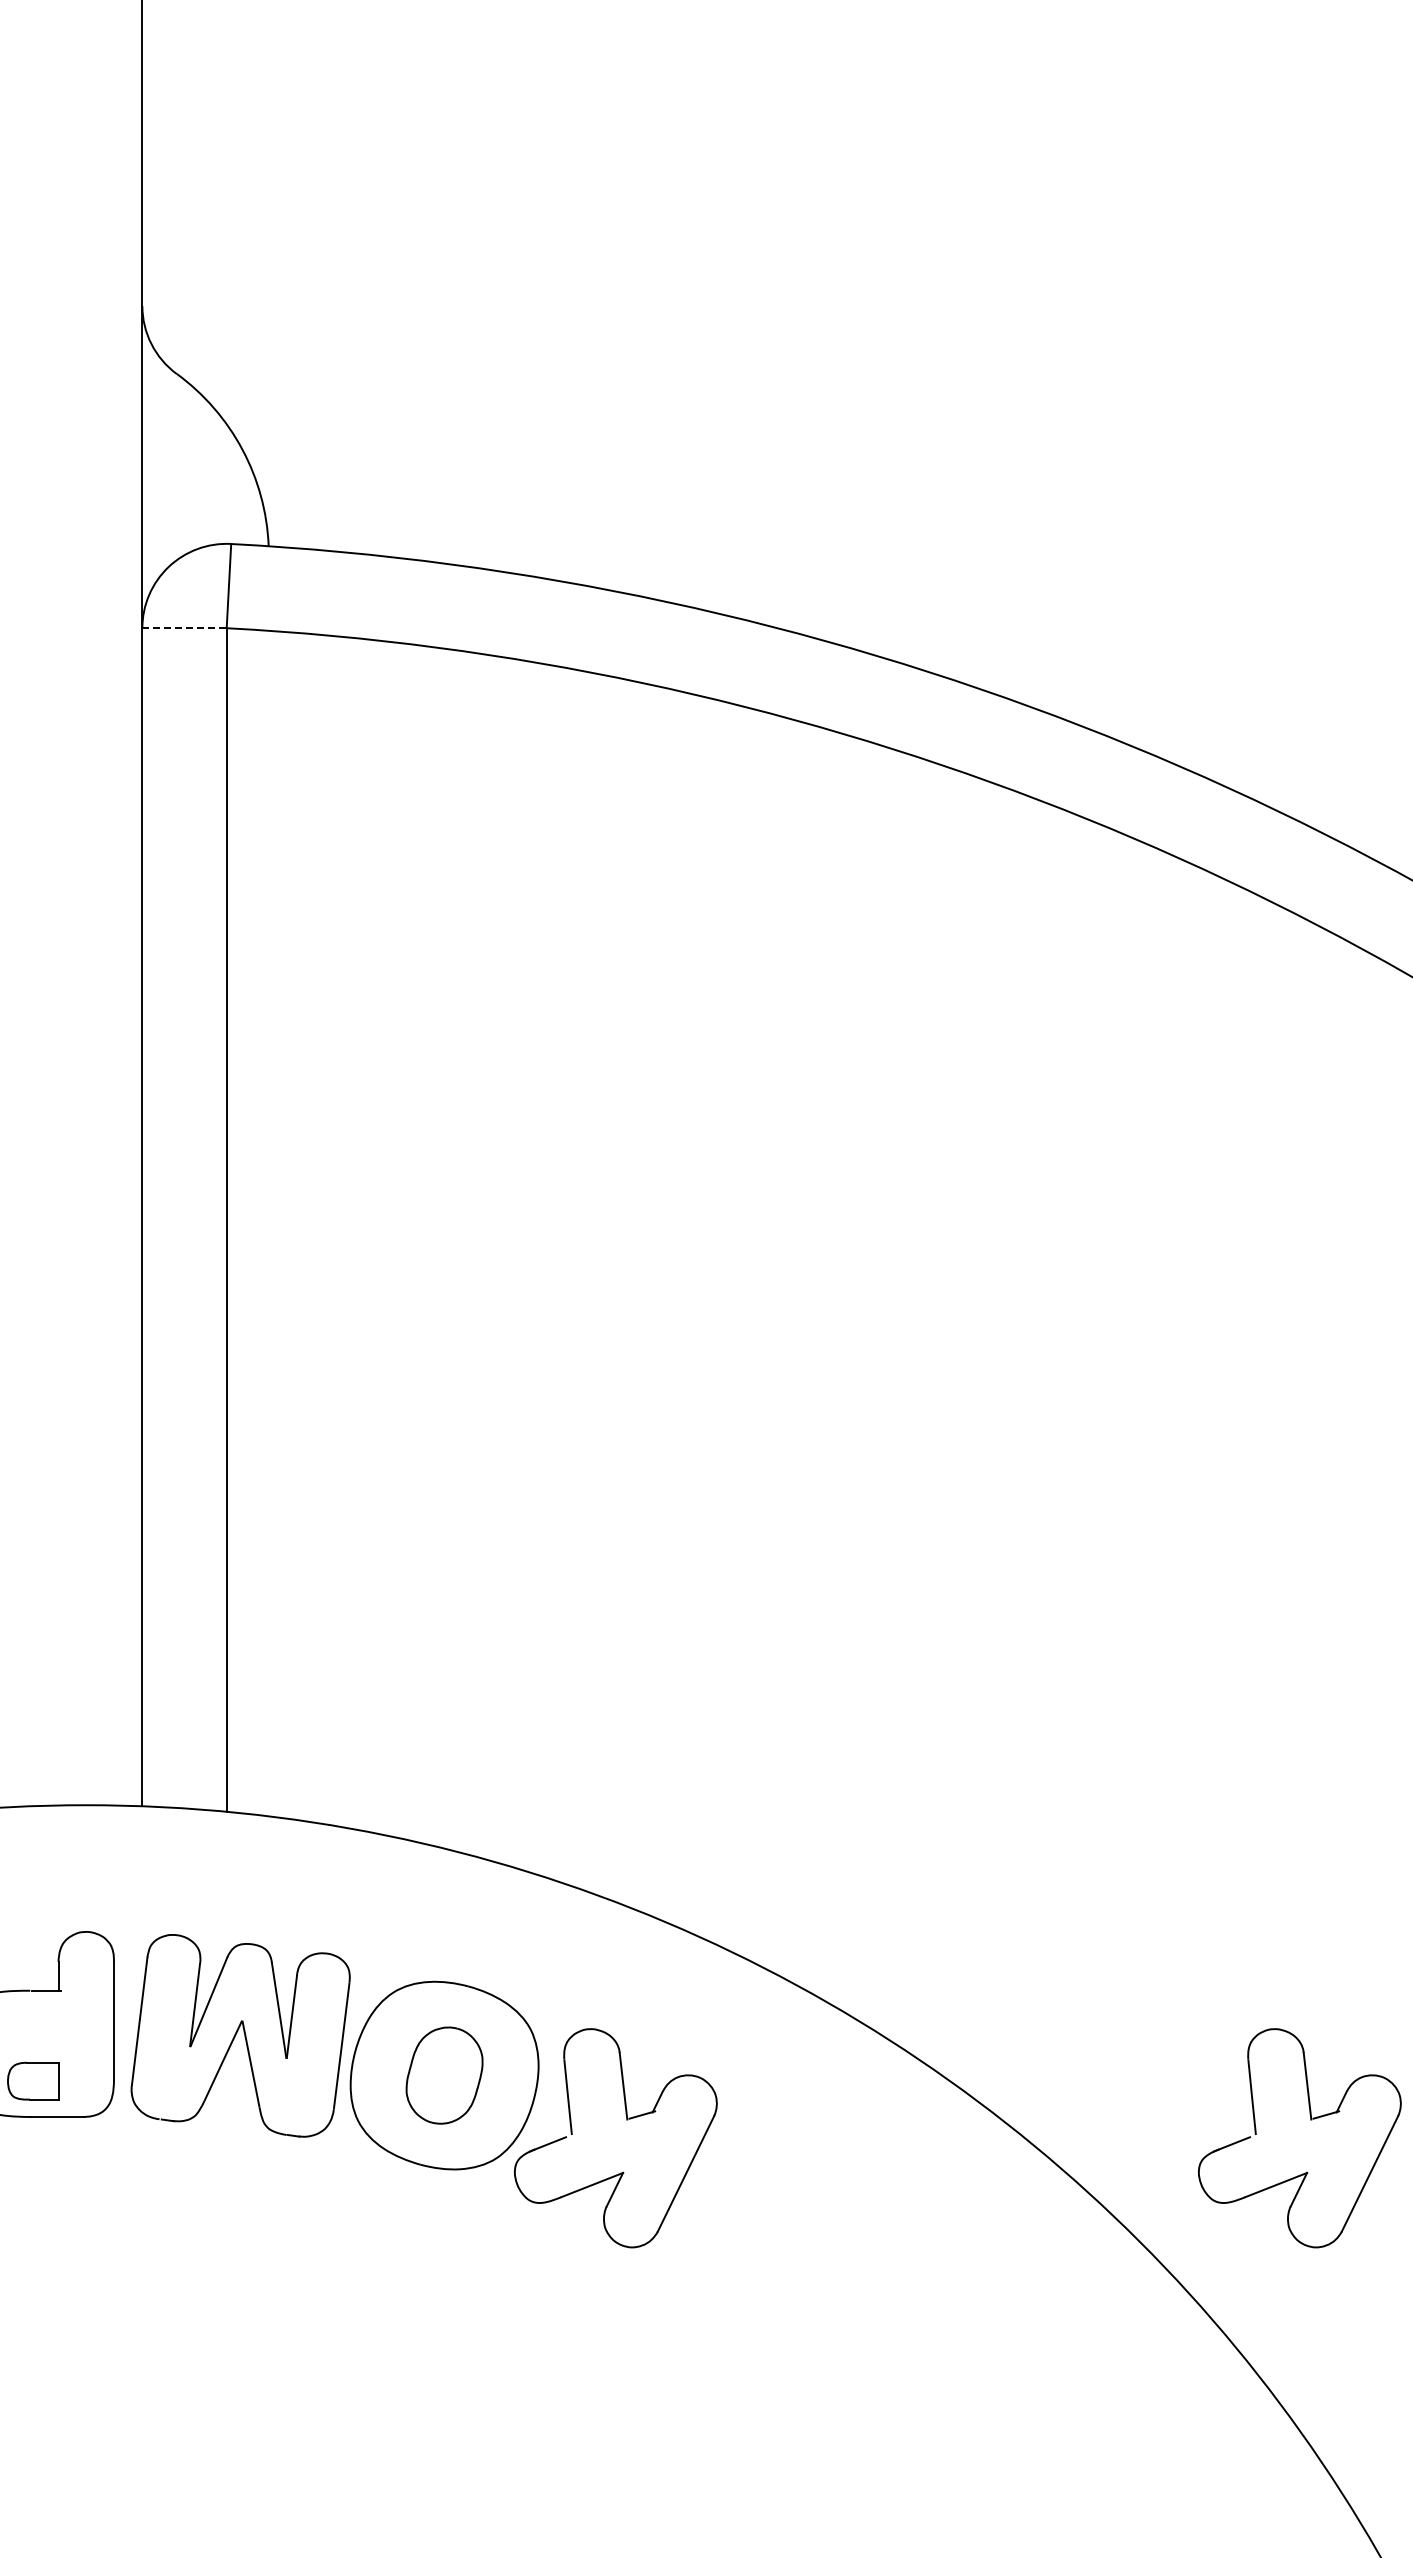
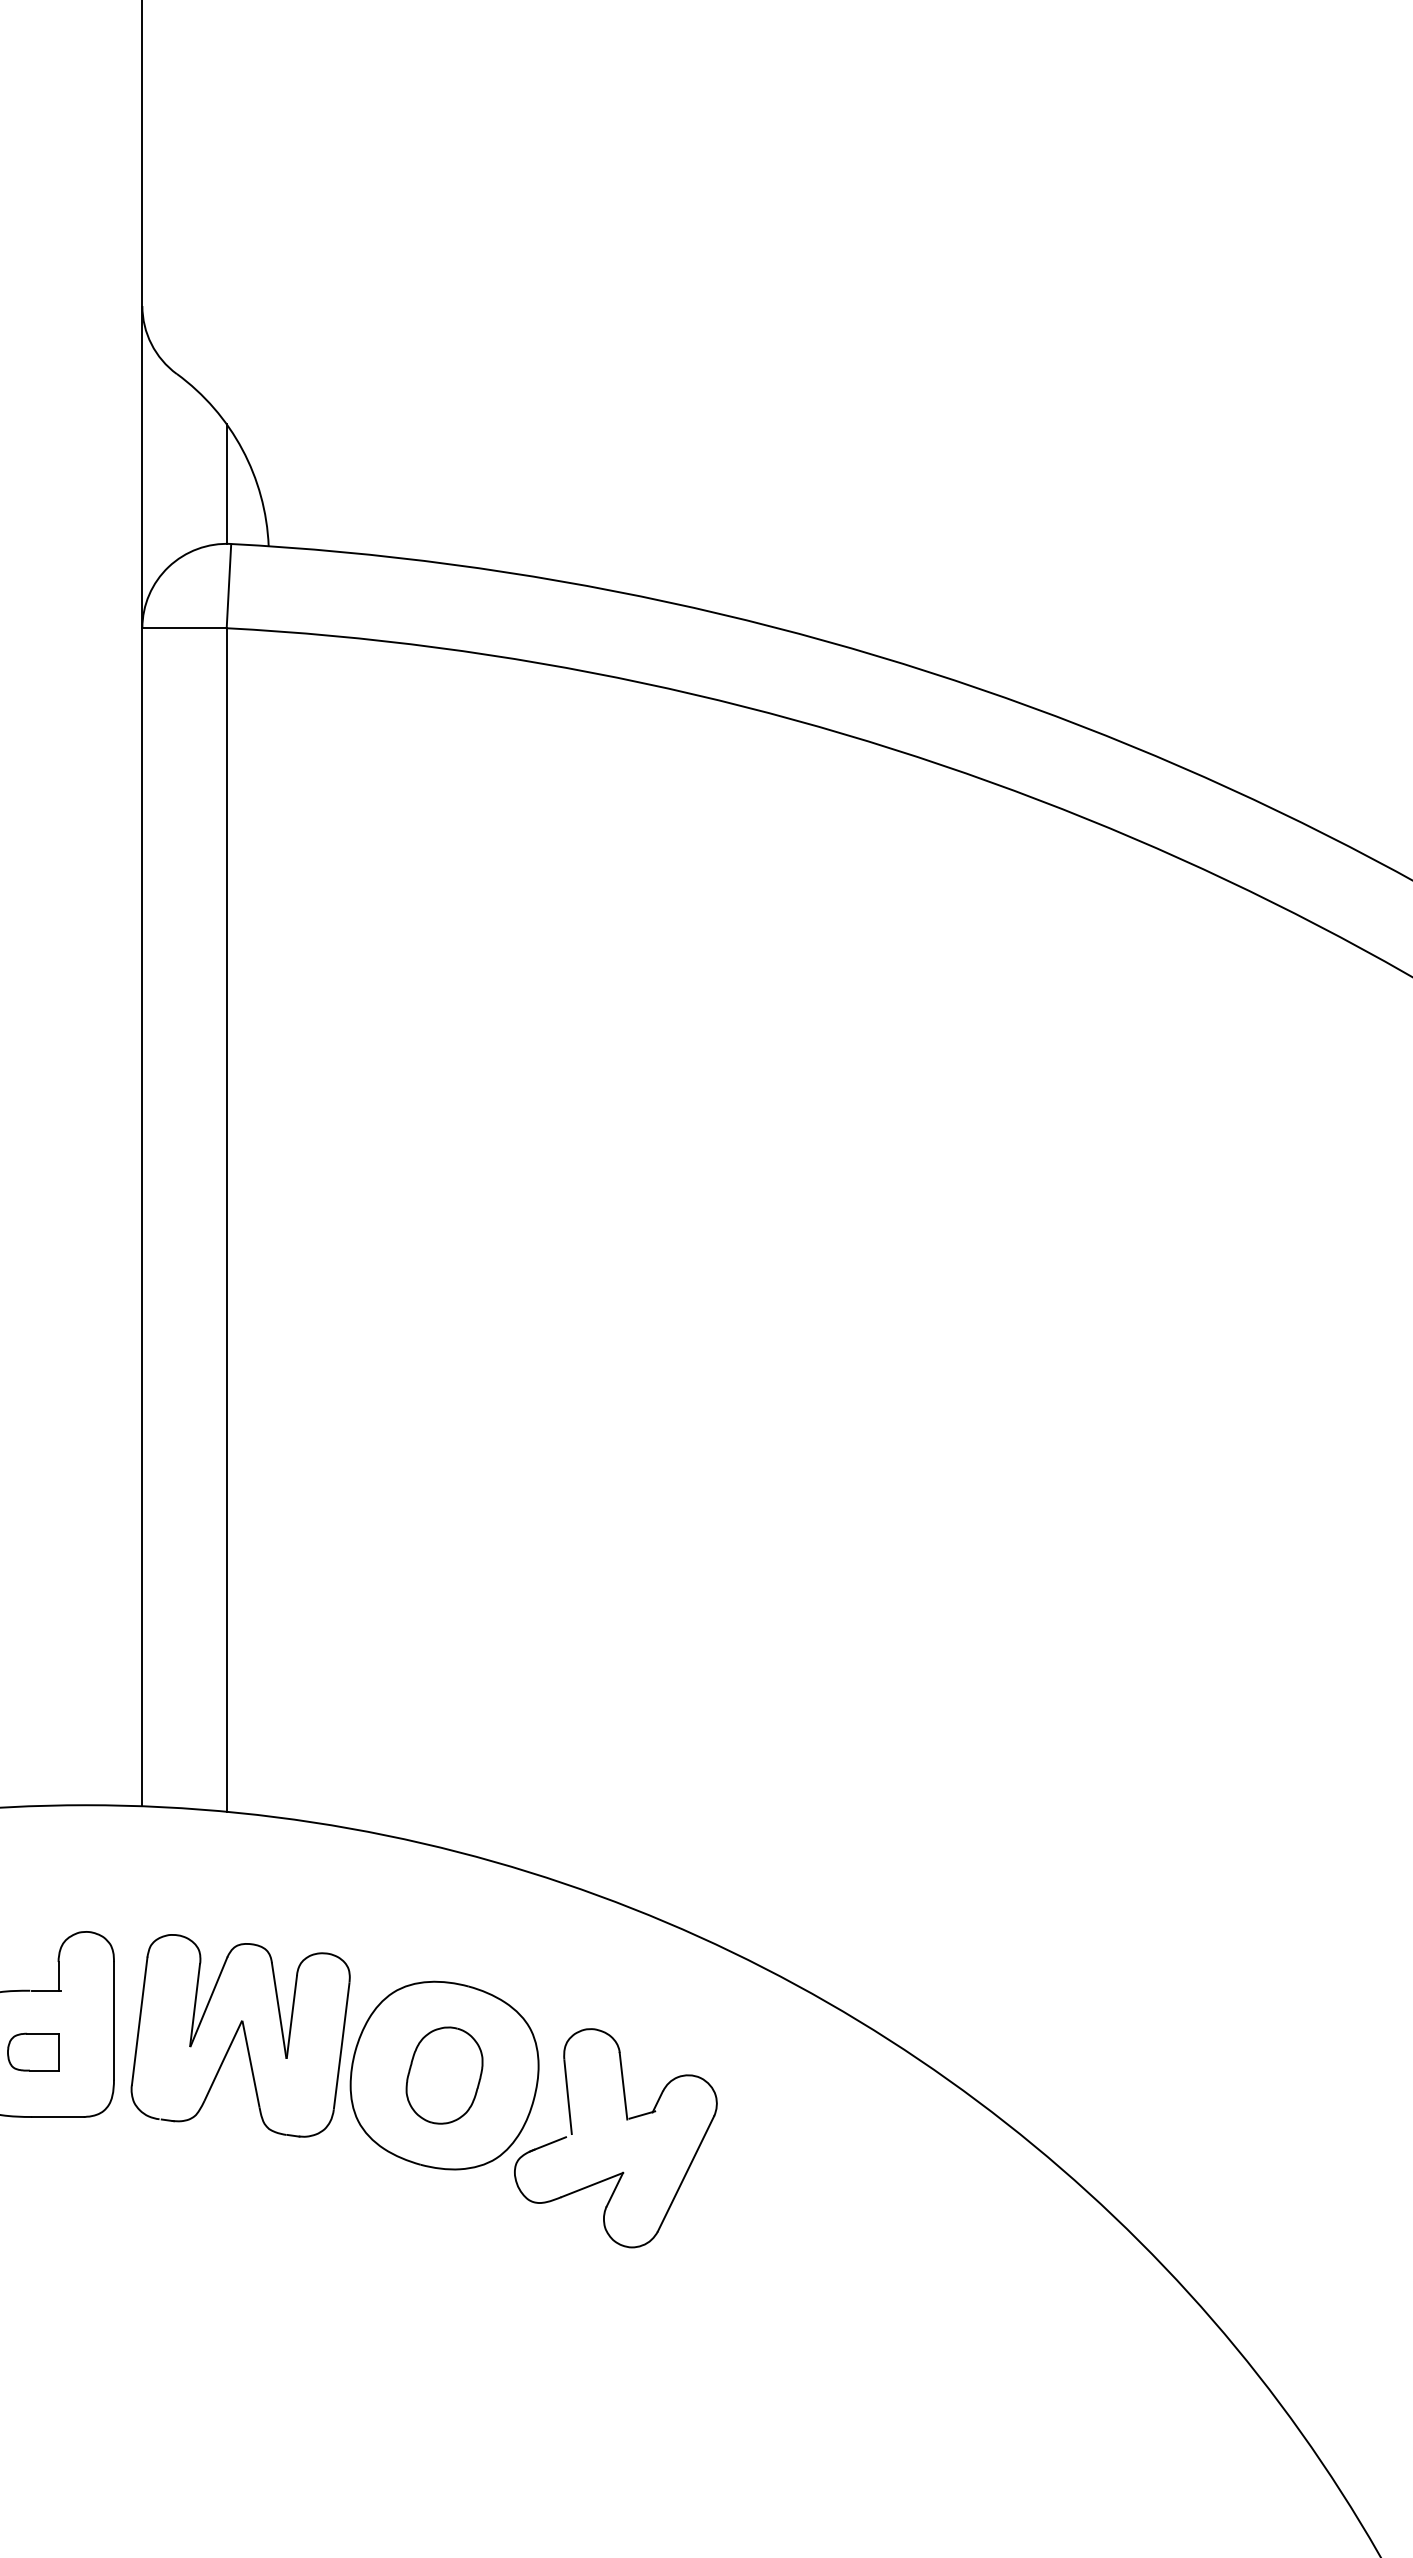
line: none -> present (226, 483)
line: dashed -> solid (185, 628)
part position: (33, 2080) -> (33, 2051) (33, 2051)
part: present -> none (1310, 2120)
